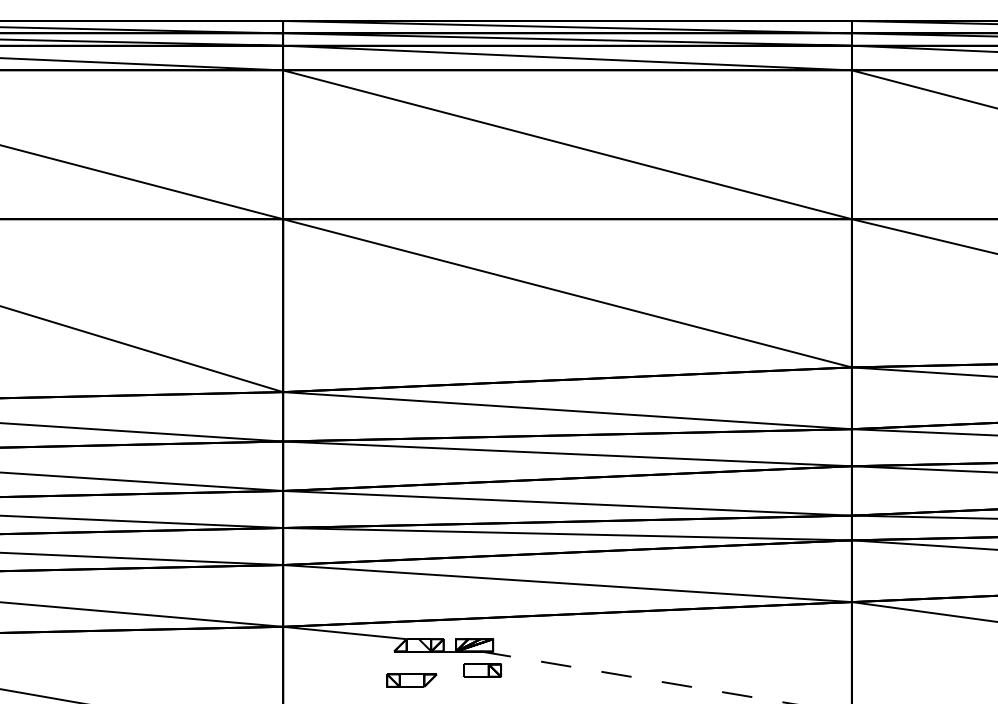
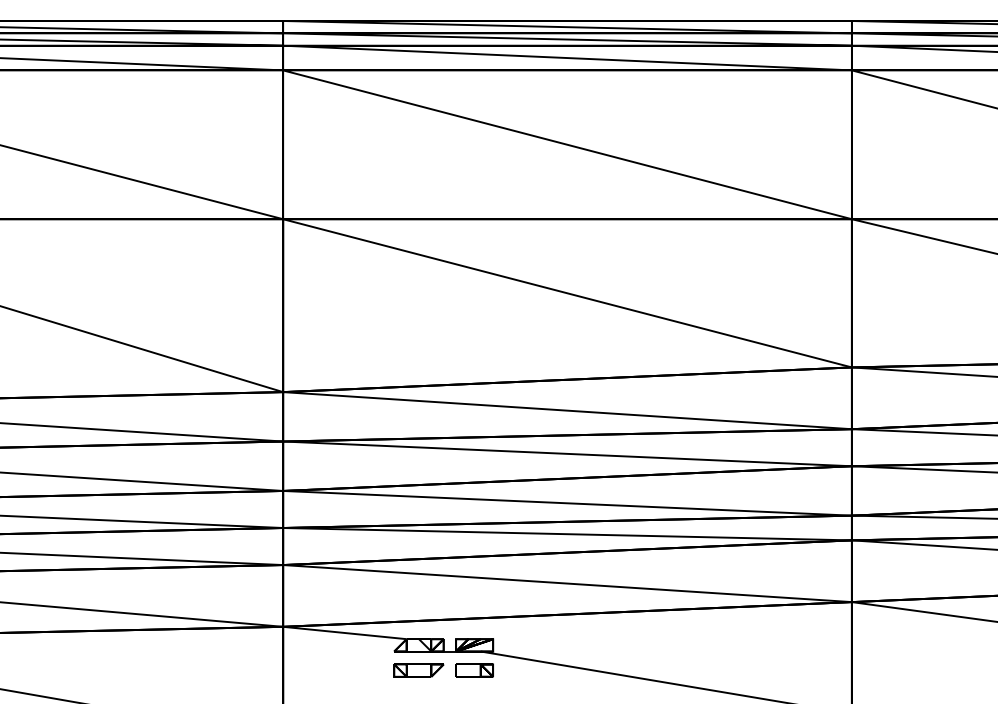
part position: (482, 670) -> (474, 670) (474, 670)
line: dashed -> solid (637, 677)
part position: (411, 680) -> (418, 670) (418, 670)
